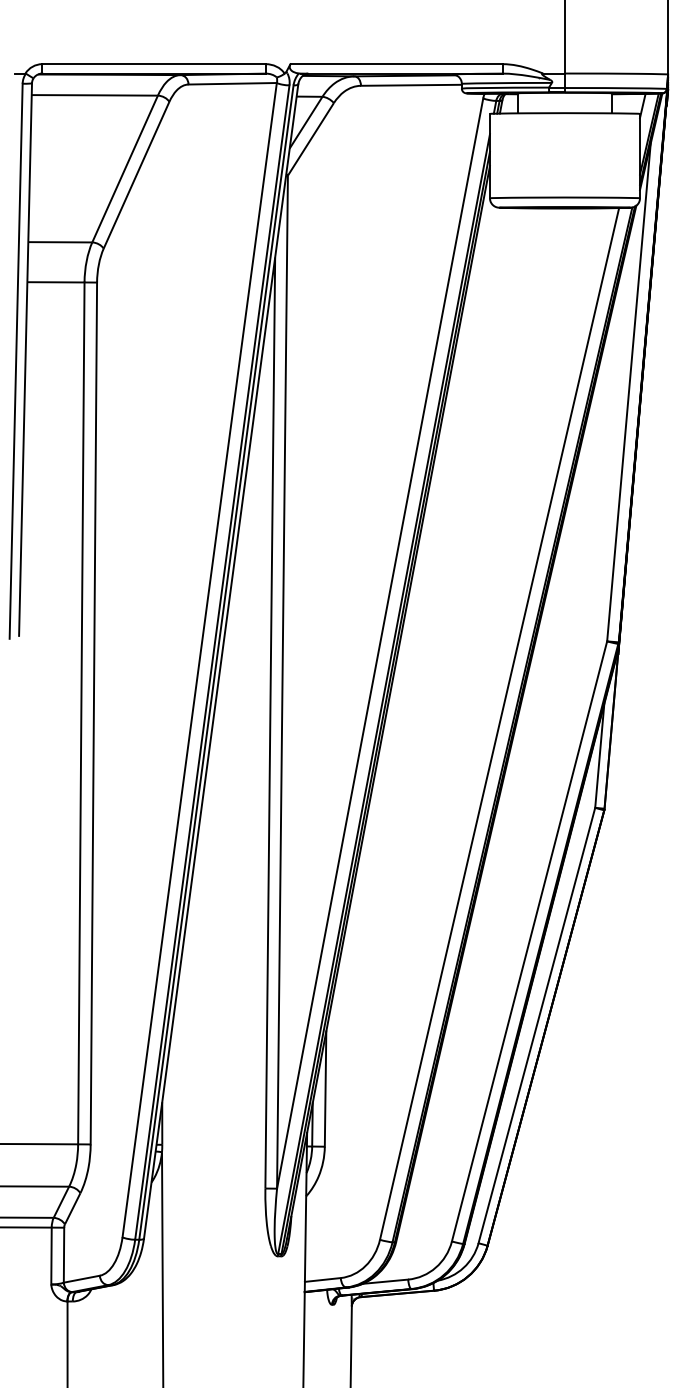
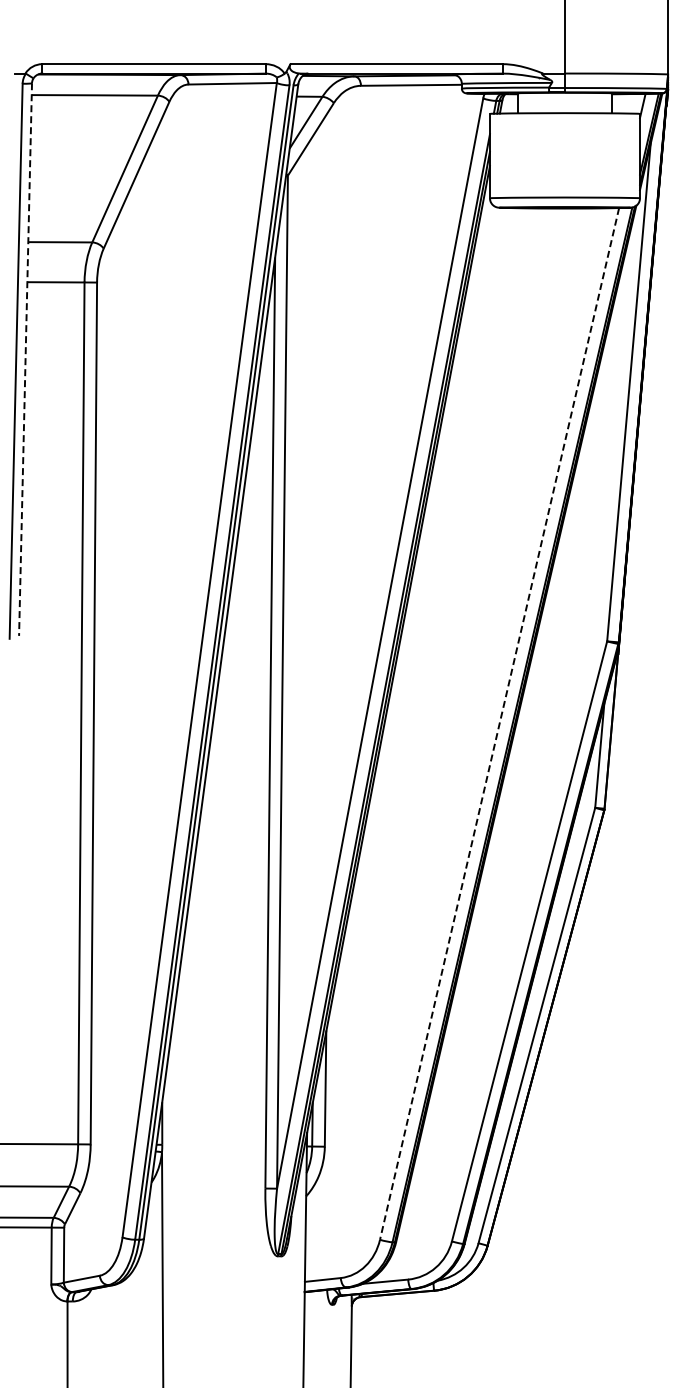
line: solid -> dashed (25, 360)
line: solid -> dashed (499, 723)
